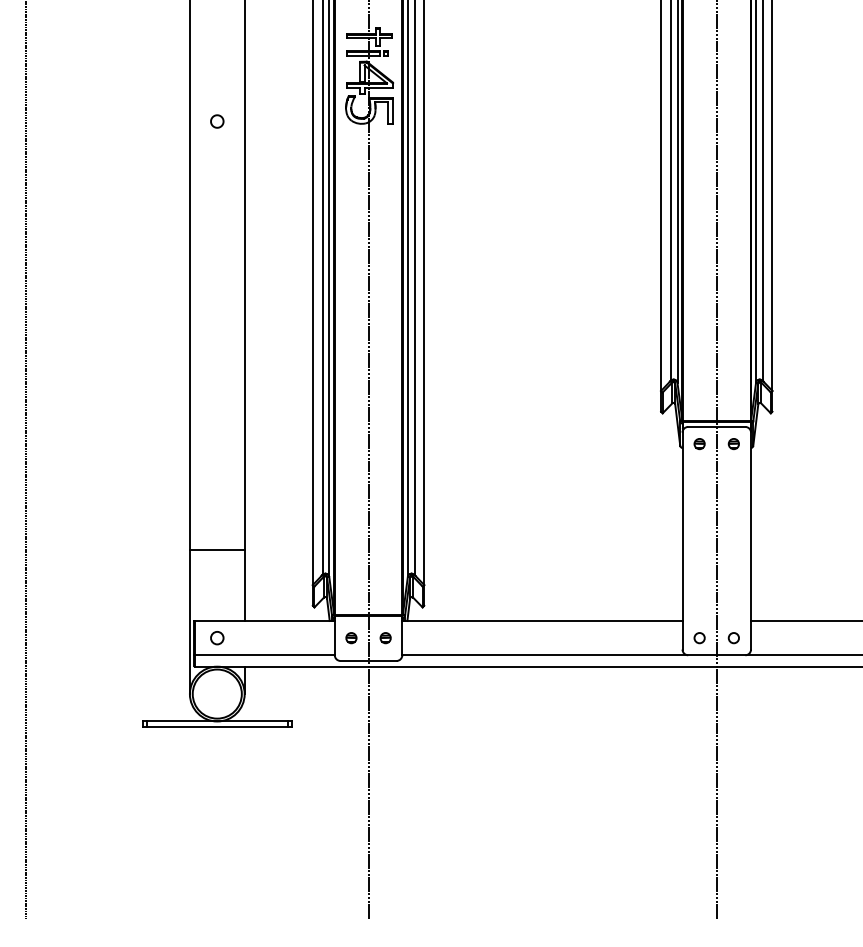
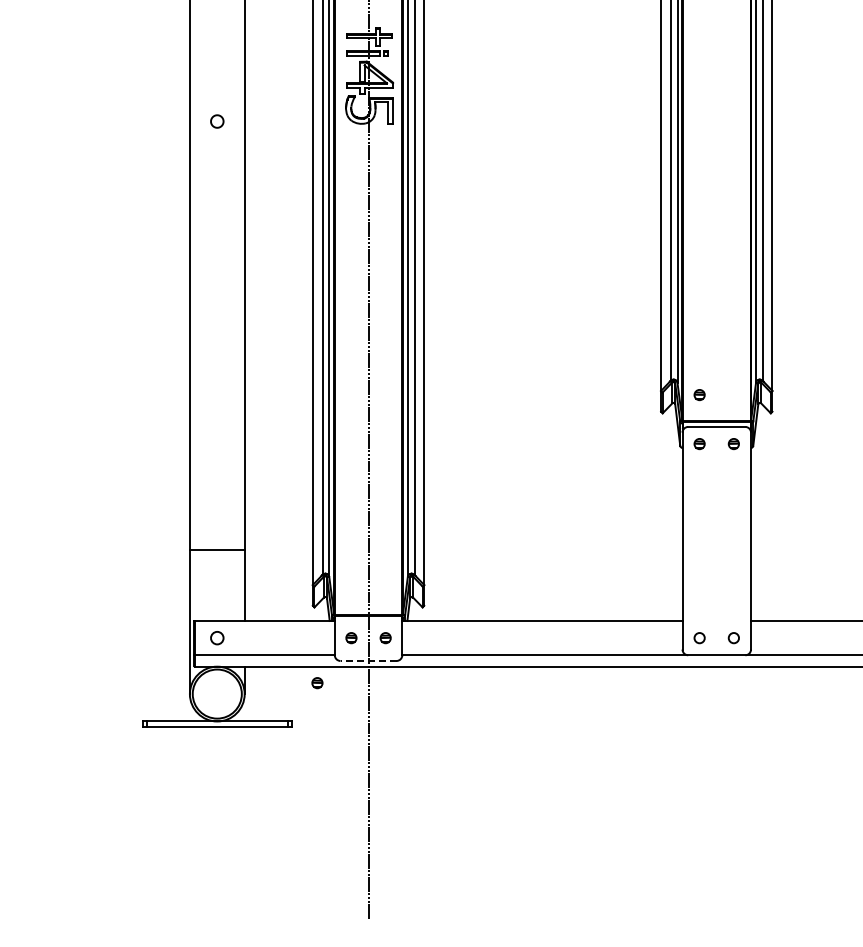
part: none -> present (699, 395)
line: present -> none (26, 460)
line: present -> none (716, 460)
line: solid -> dashed (368, 660)
part: none -> present (317, 683)
